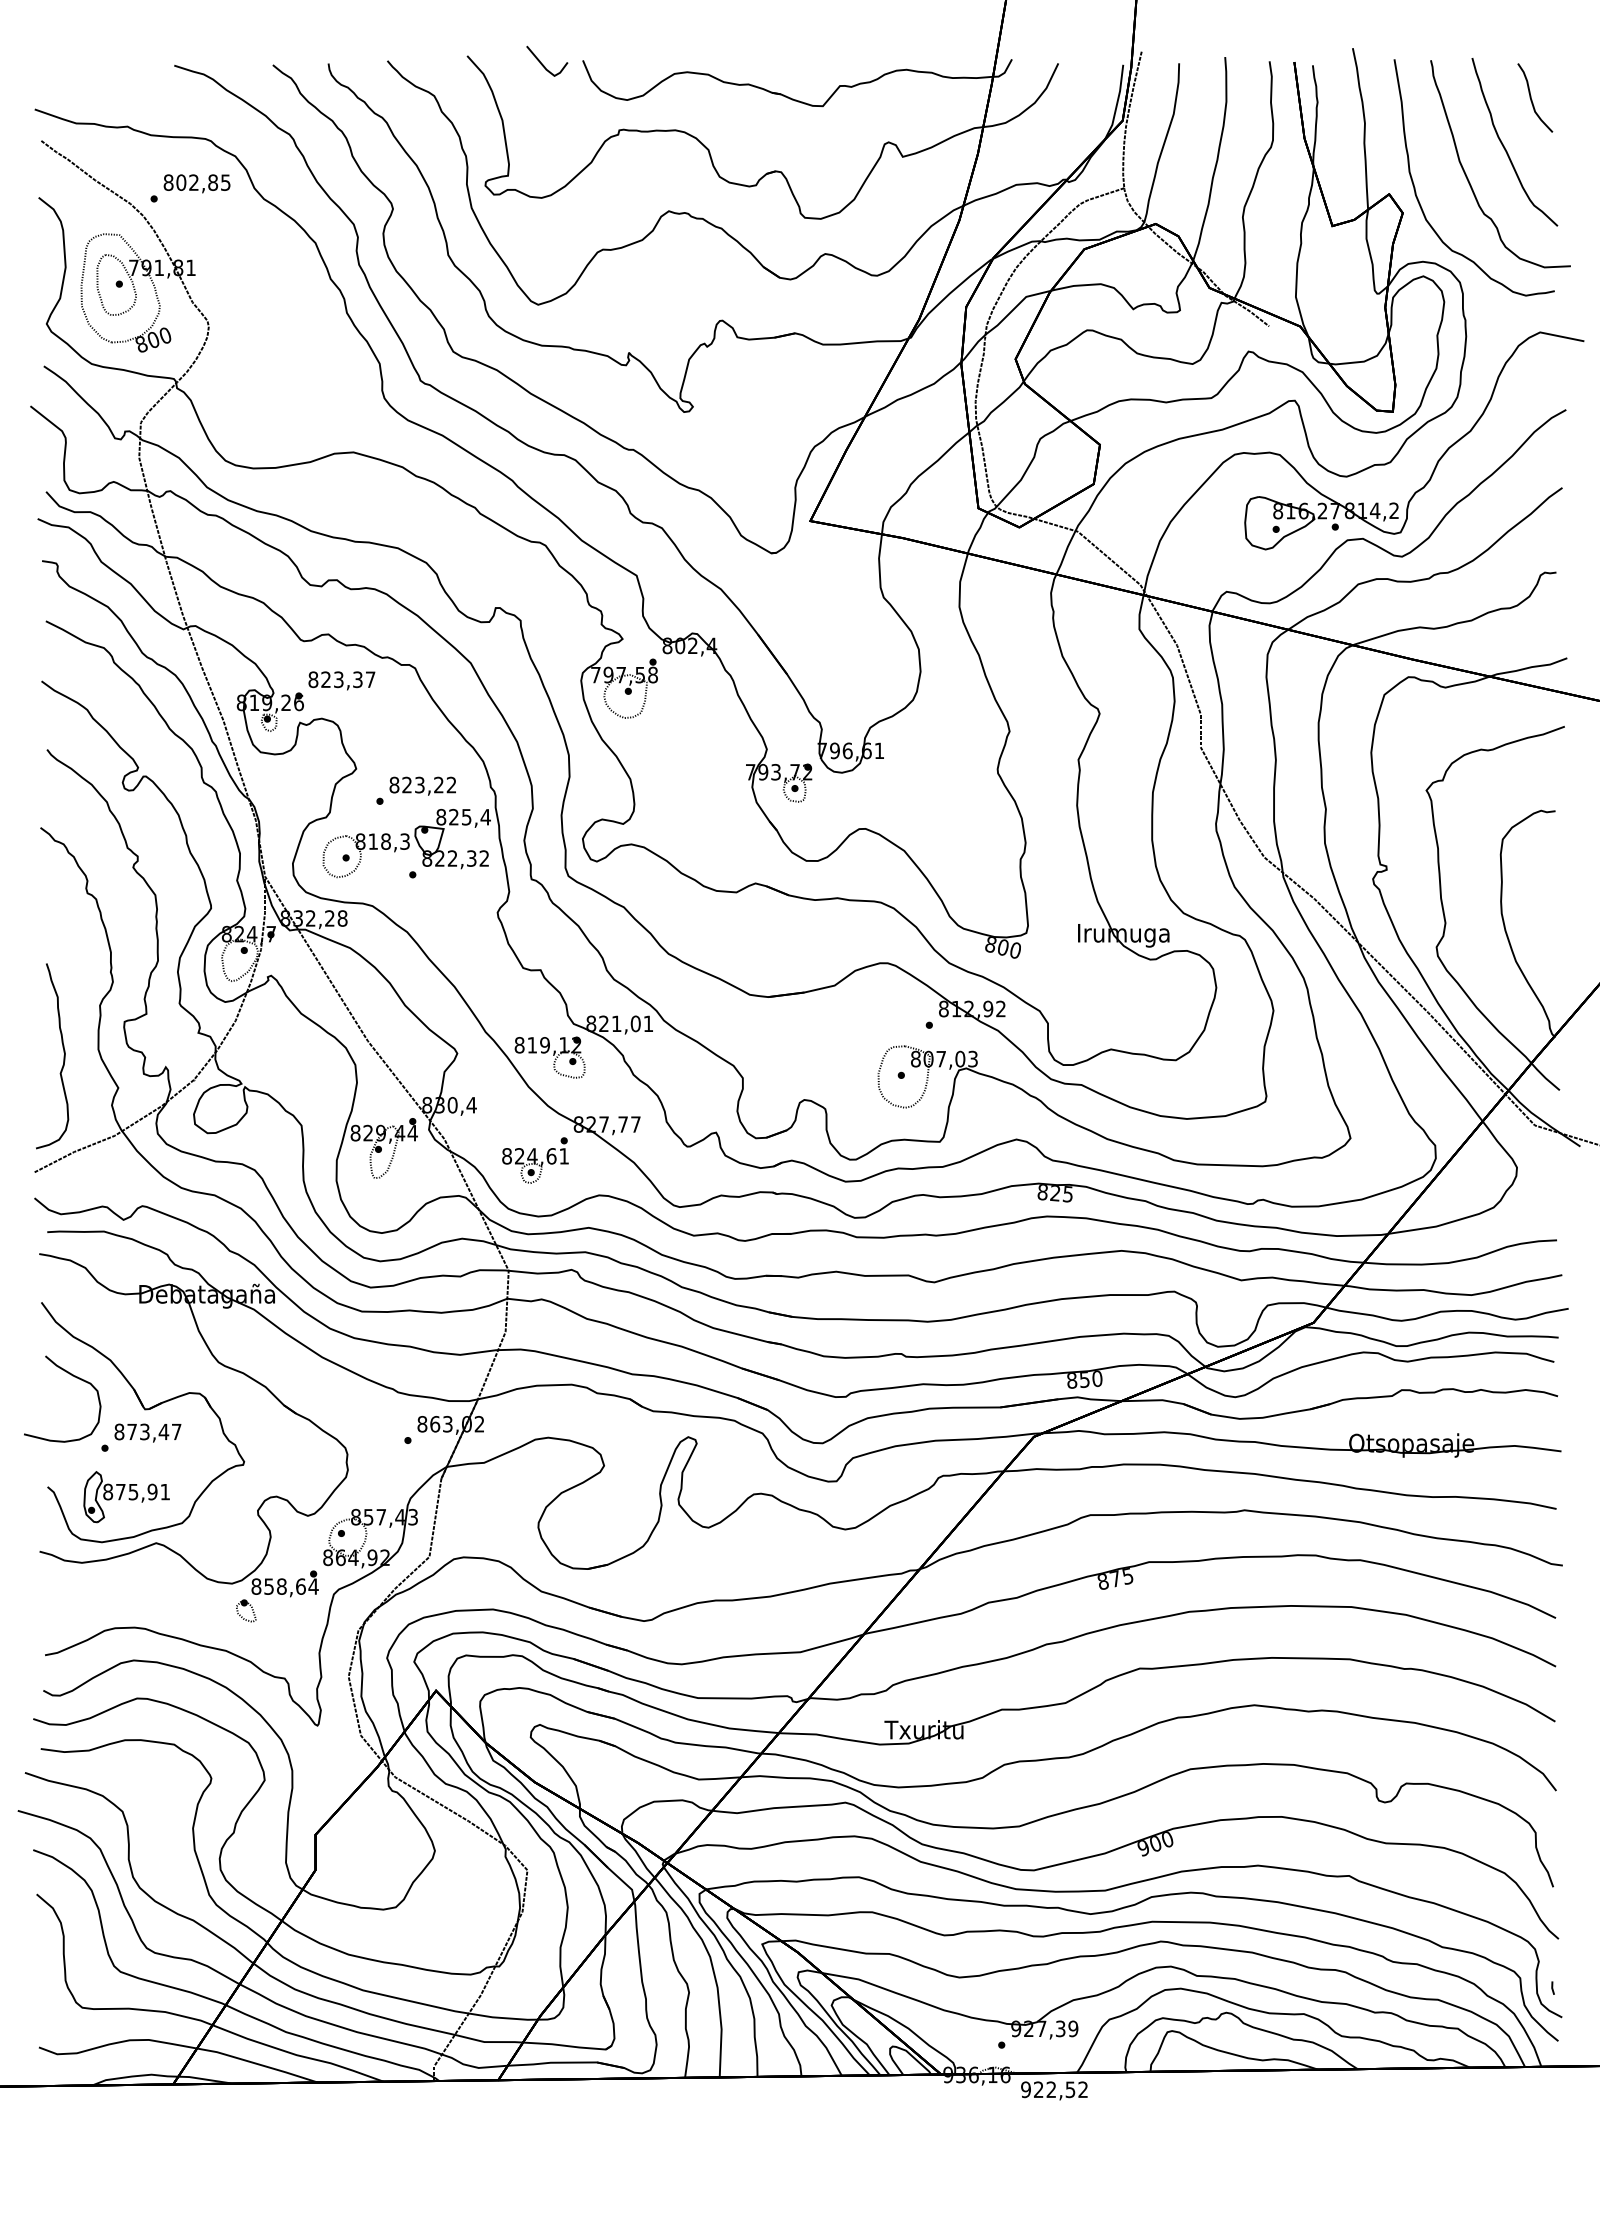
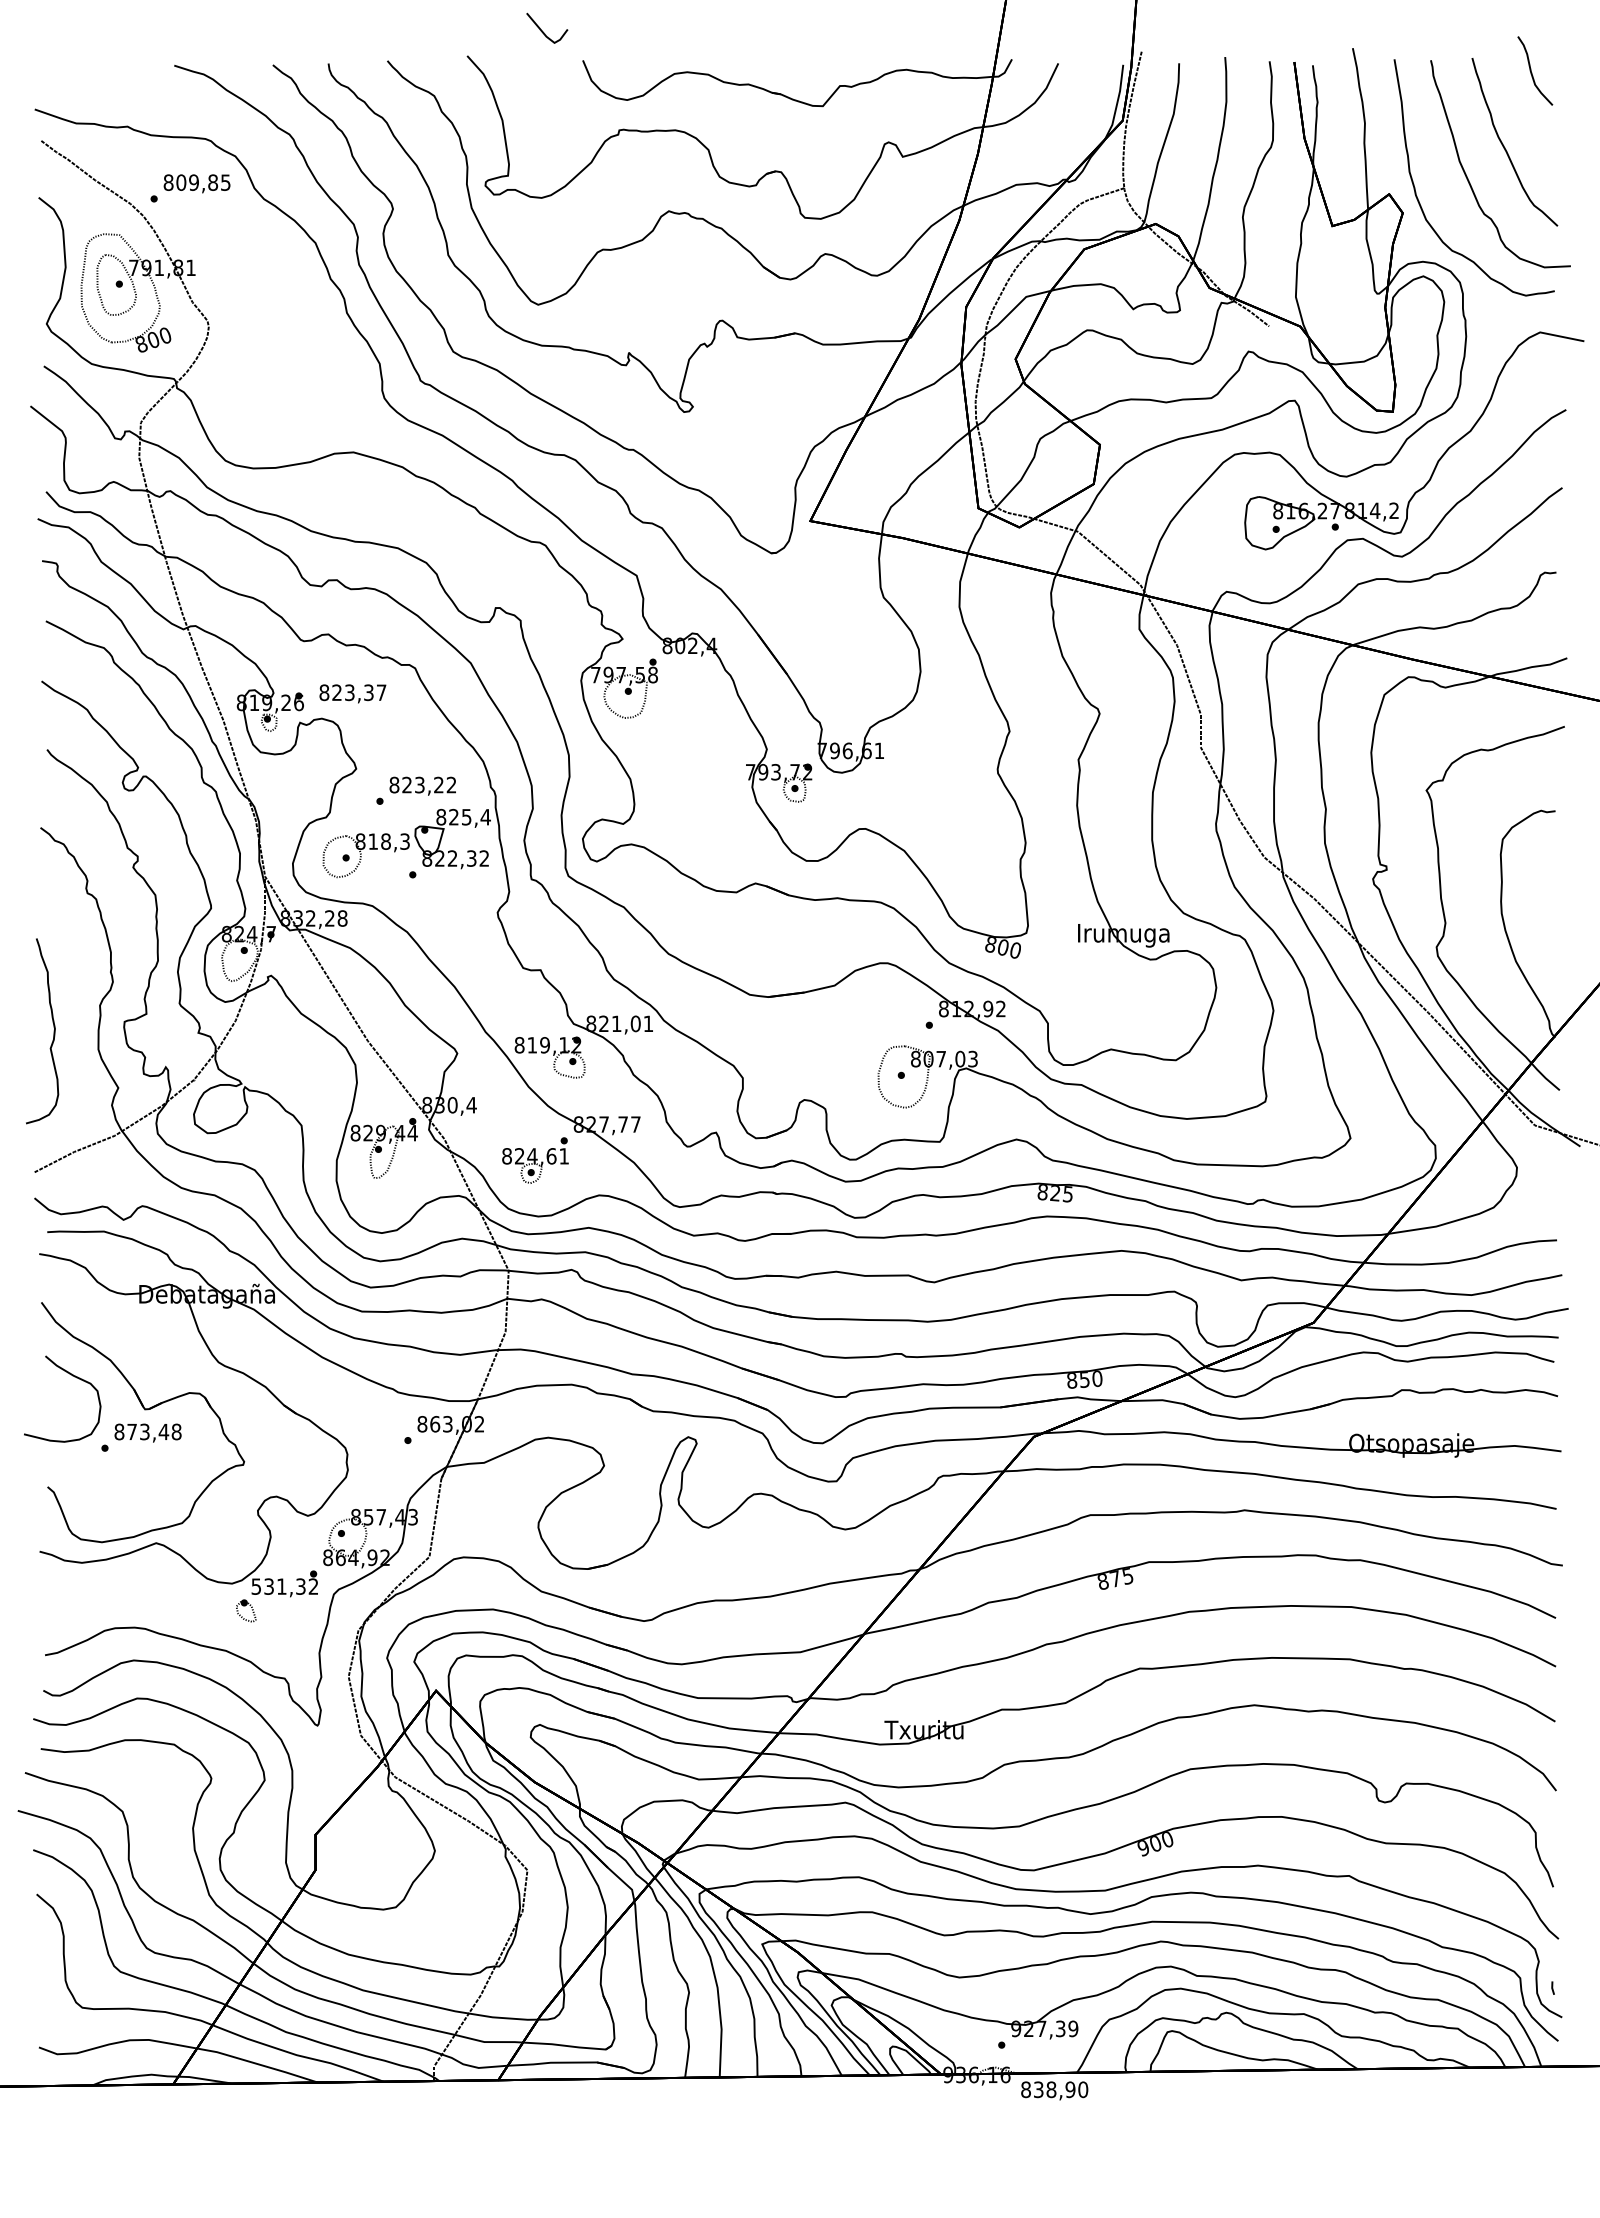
line position: (543, 64) -> (543, 31) (543, 31)
curve position: (1532, 99) -> (1532, 72) (1532, 72)
text: 802,85 -> 809,85 (193, 182)
text position: (341, 680) -> (352, 693) (352, 693)
curve position: (63, 1056) -> (53, 1031) (53, 1031)
text: 873,47 -> 873,48 (176, 1431)
part: present -> none (126, 1497)
text: 858,64 -> 531,32 (284, 1586)
text: 922,52 -> 838,90 (1054, 2089)
